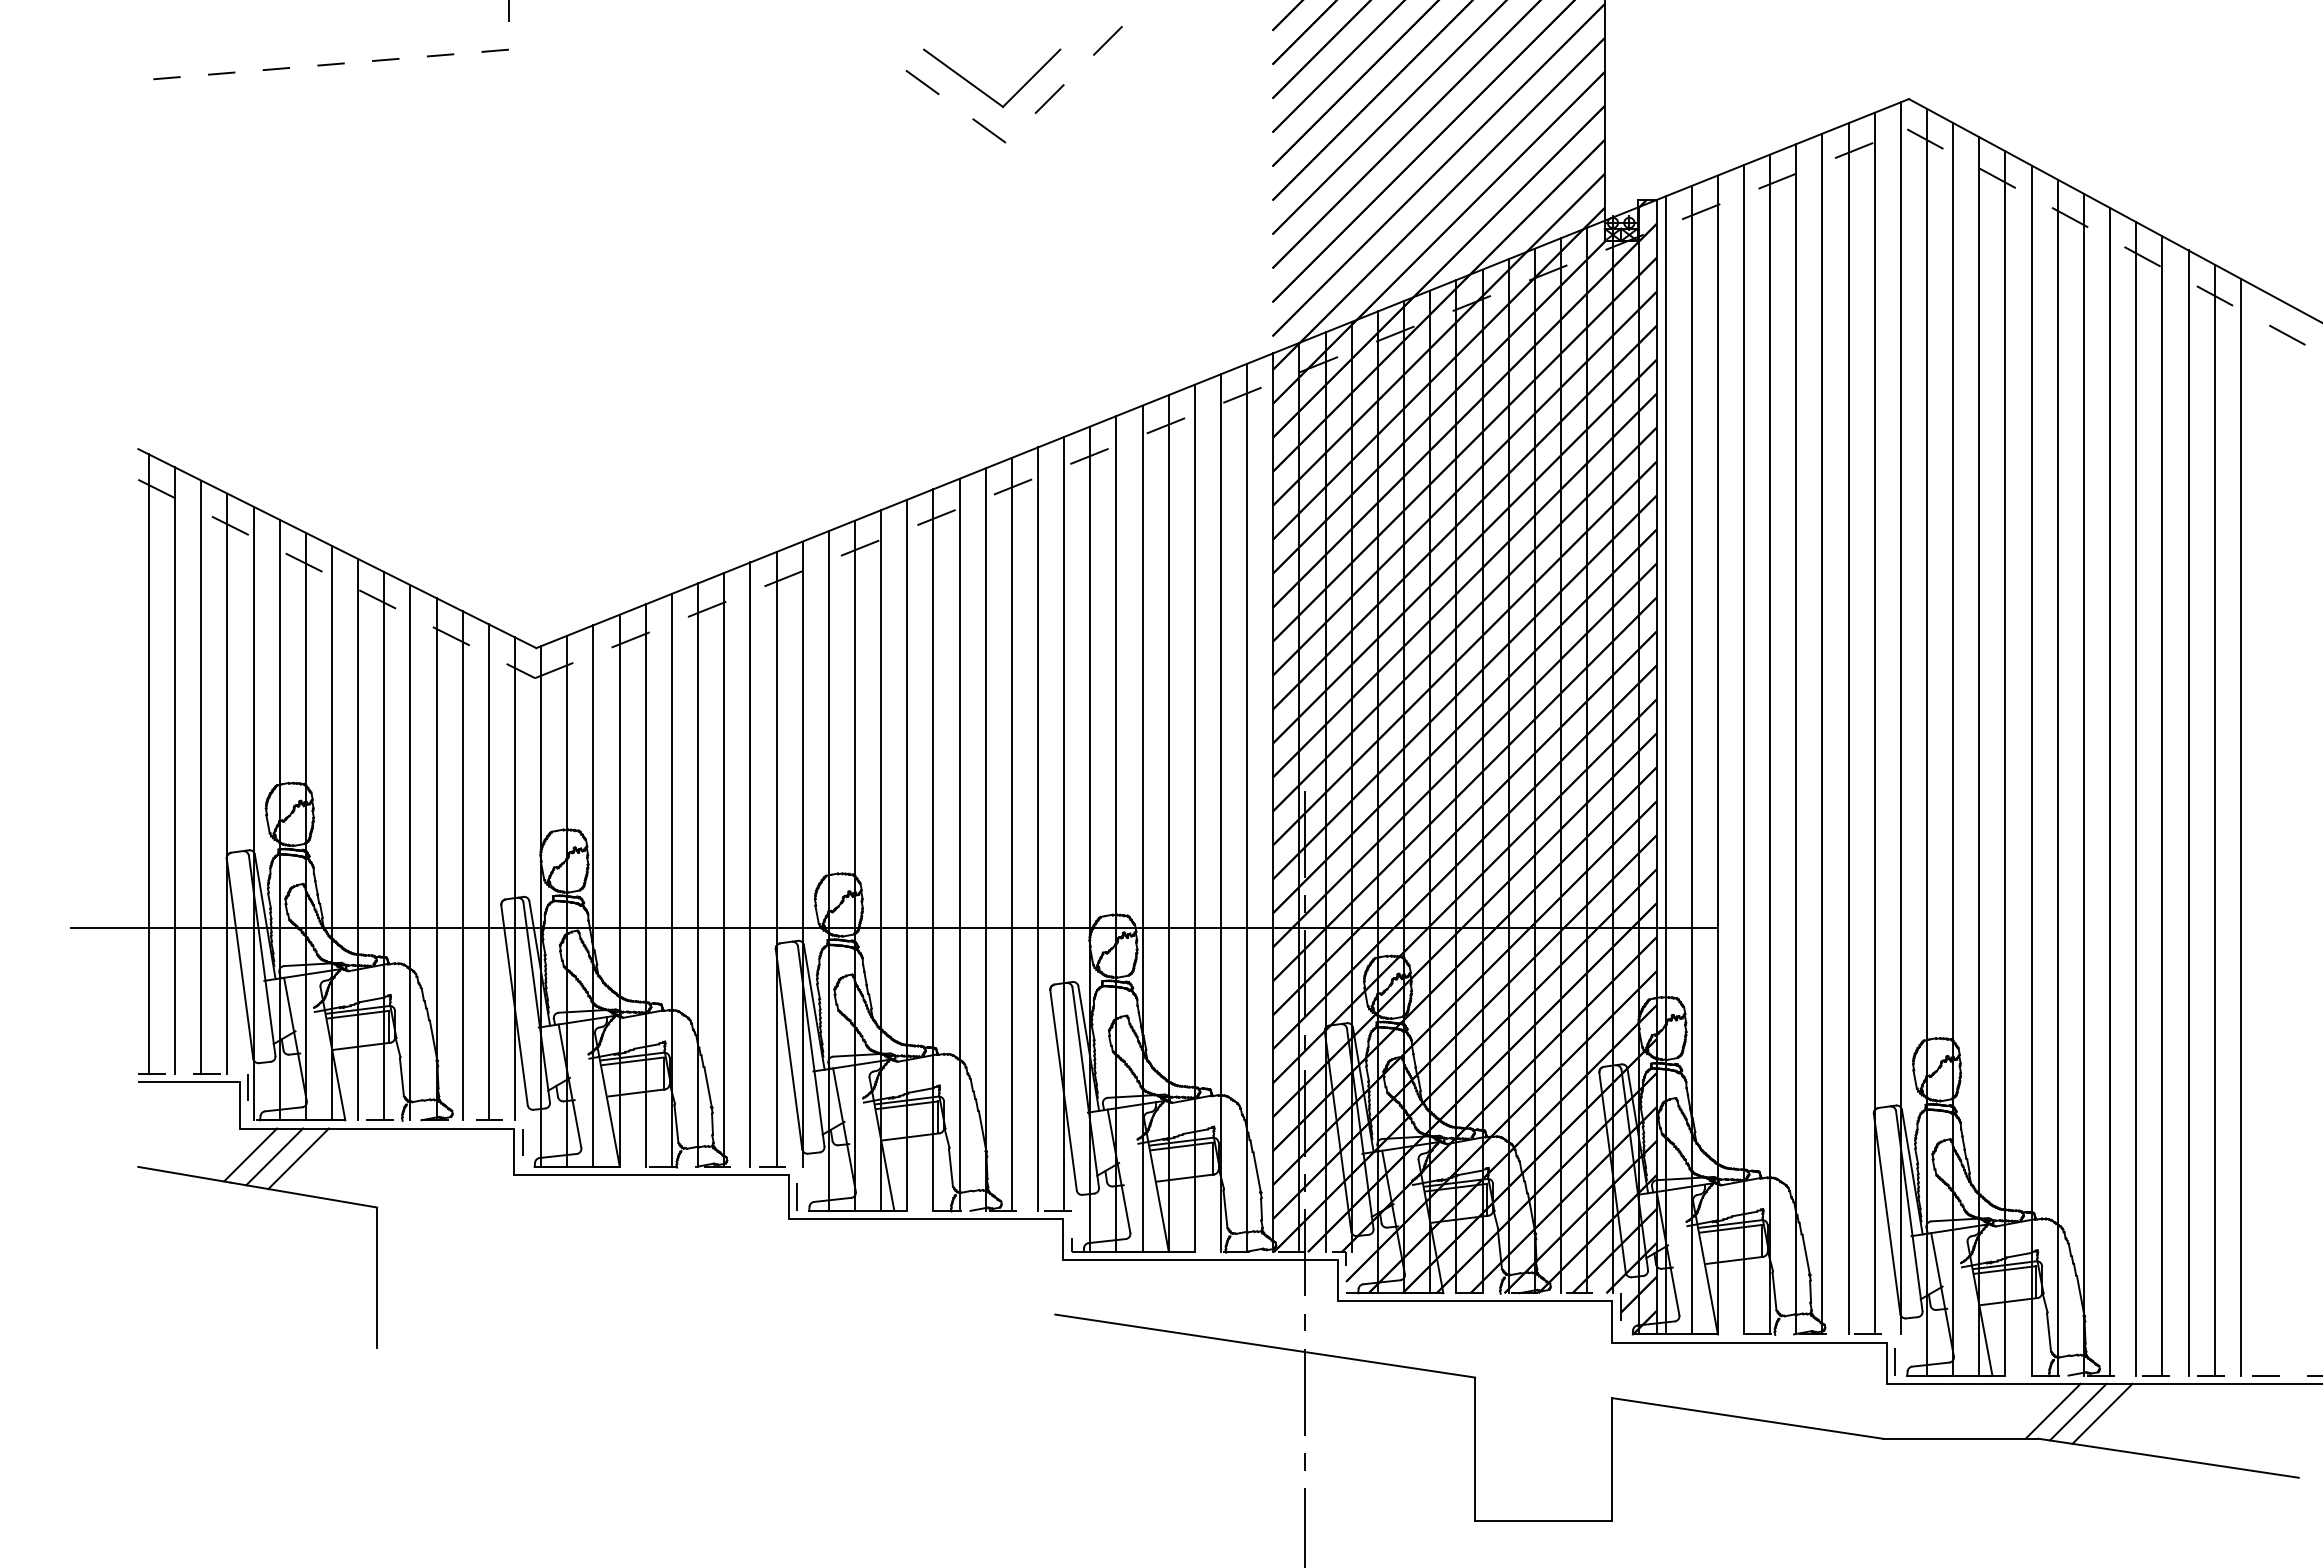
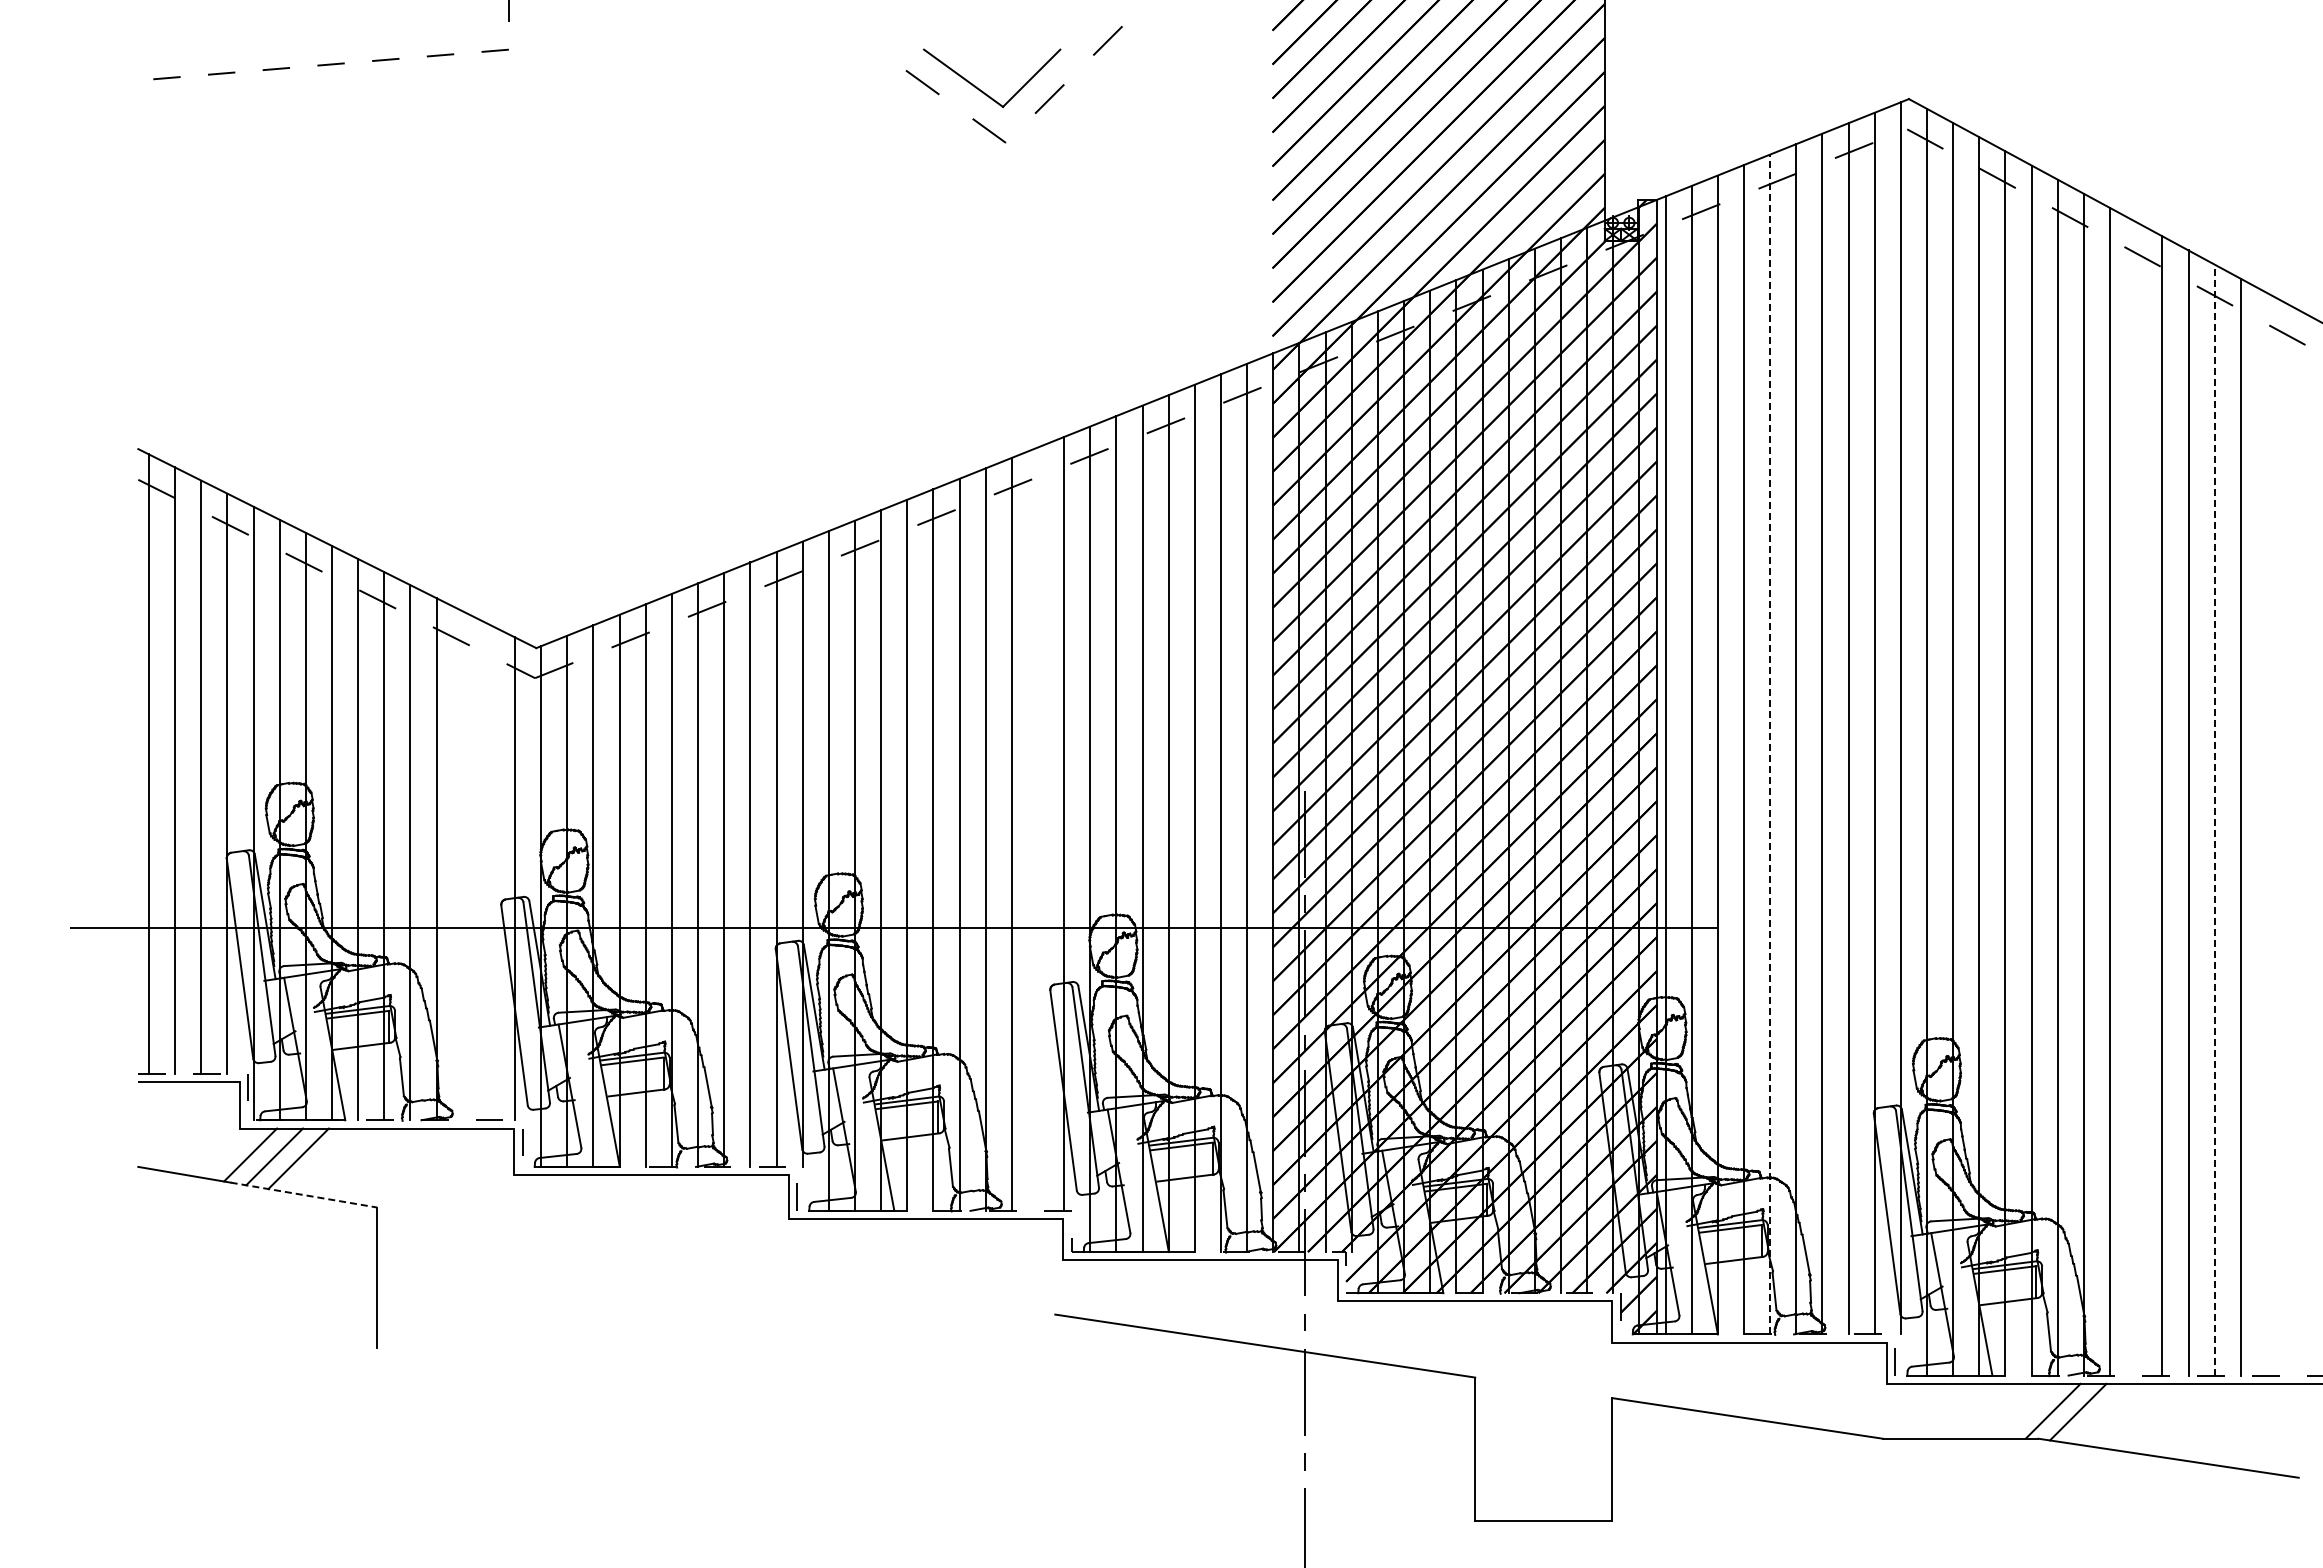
line: solid -> dashed (1770, 744)
line: present -> none (2136, 798)
line: solid -> dashed (2214, 819)
line: present -> none (1038, 828)
line: present -> none (462, 865)
line: present -> none (488, 872)
line: solid -> dashed (304, 1195)
line: present -> none (2102, 1413)
